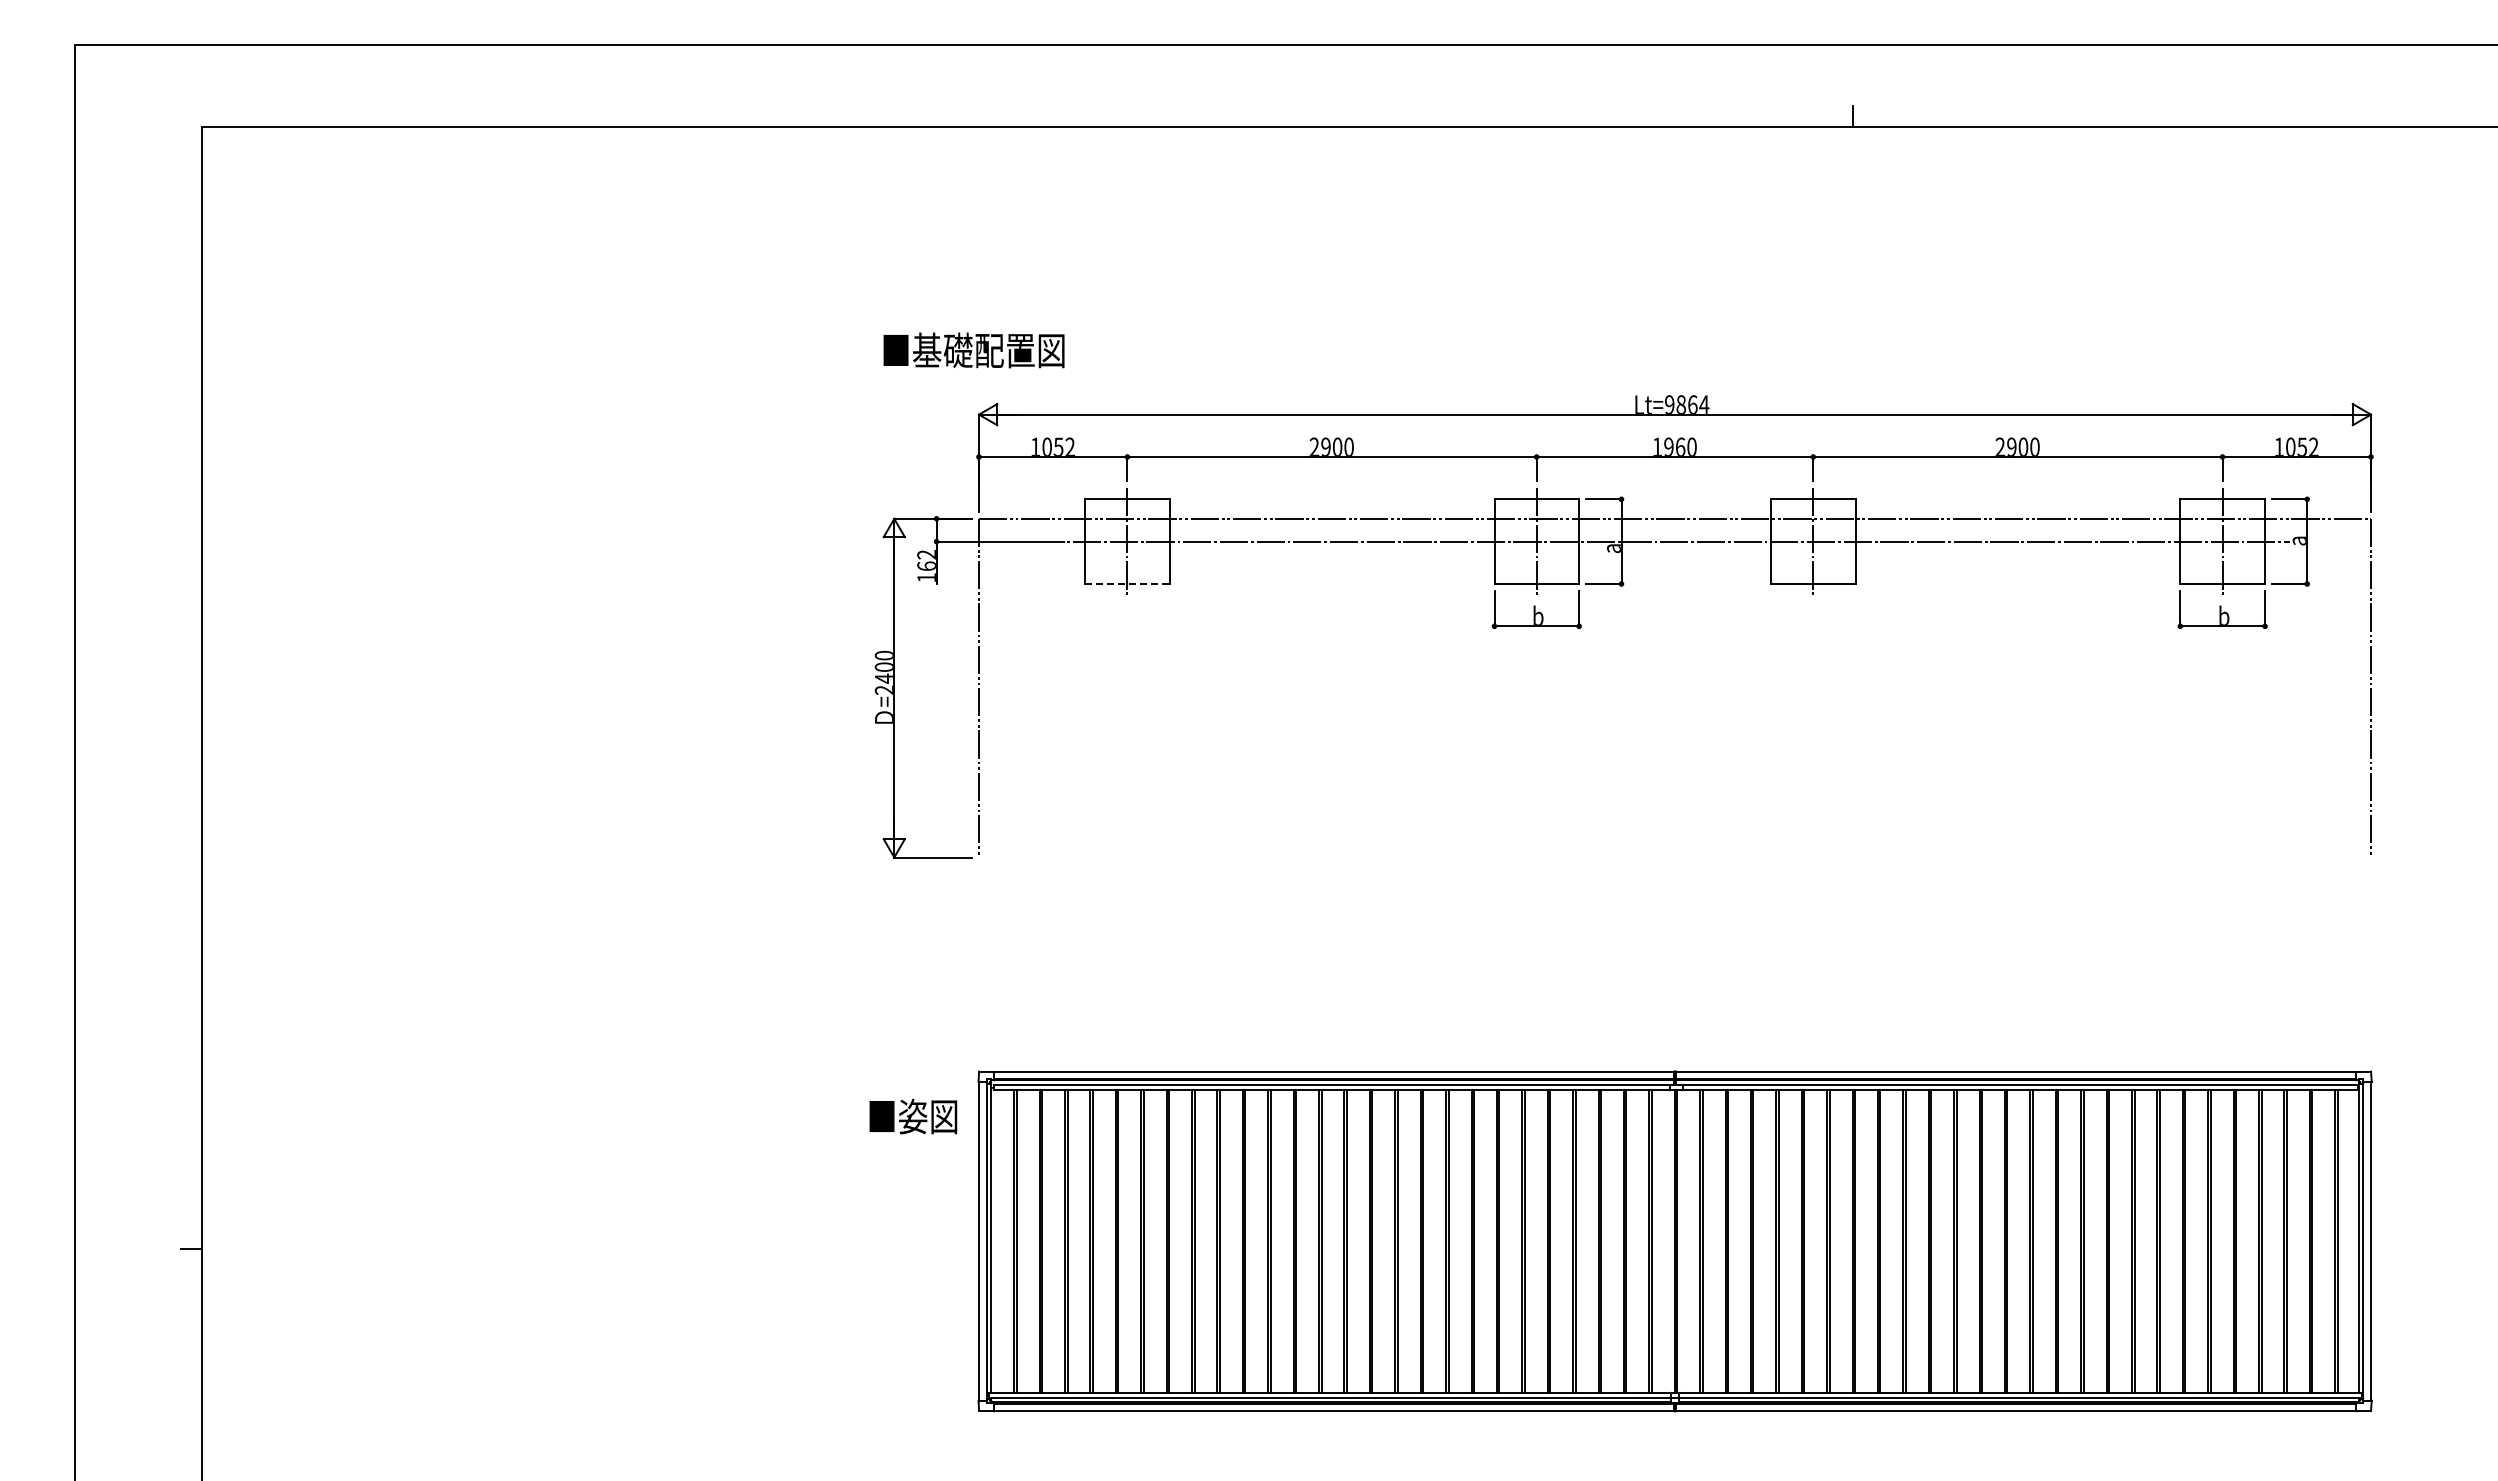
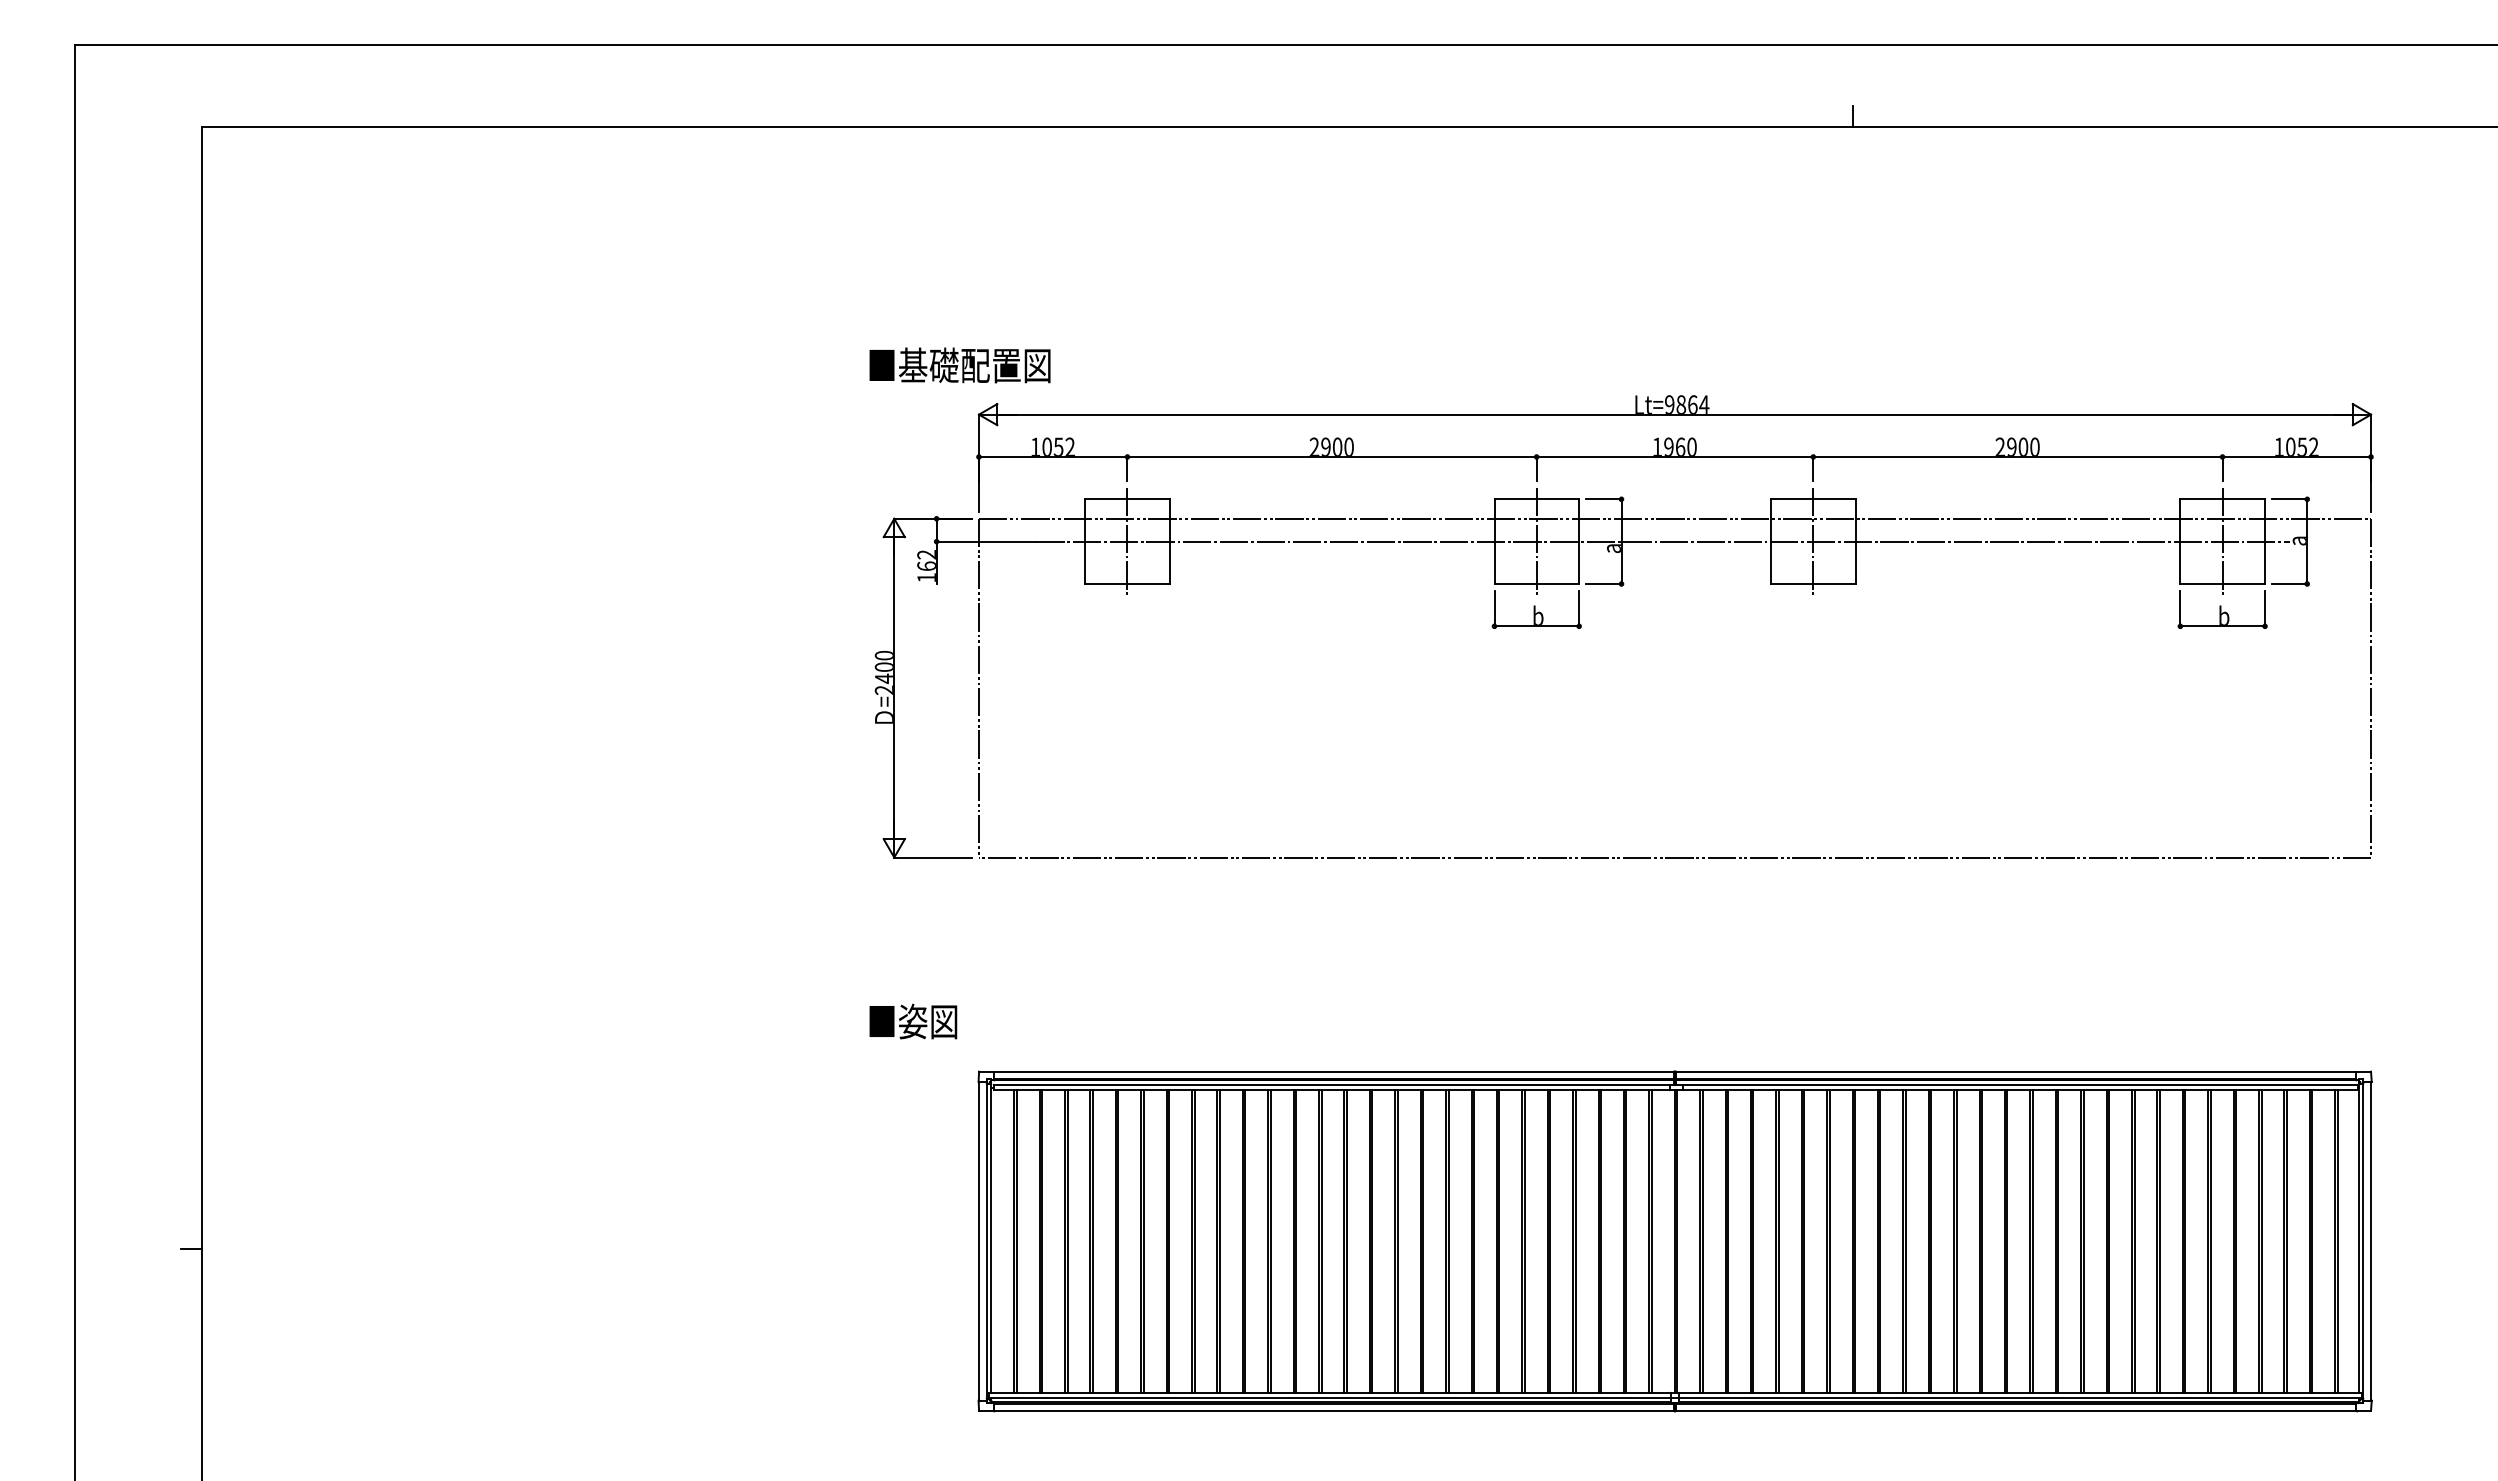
text position: (973, 350) -> (959, 365) (959, 365)
line: dashed -> solid (1128, 584)
line: none -> present (1674, 857)
text position: (913, 1116) -> (913, 1021) (913, 1021)
